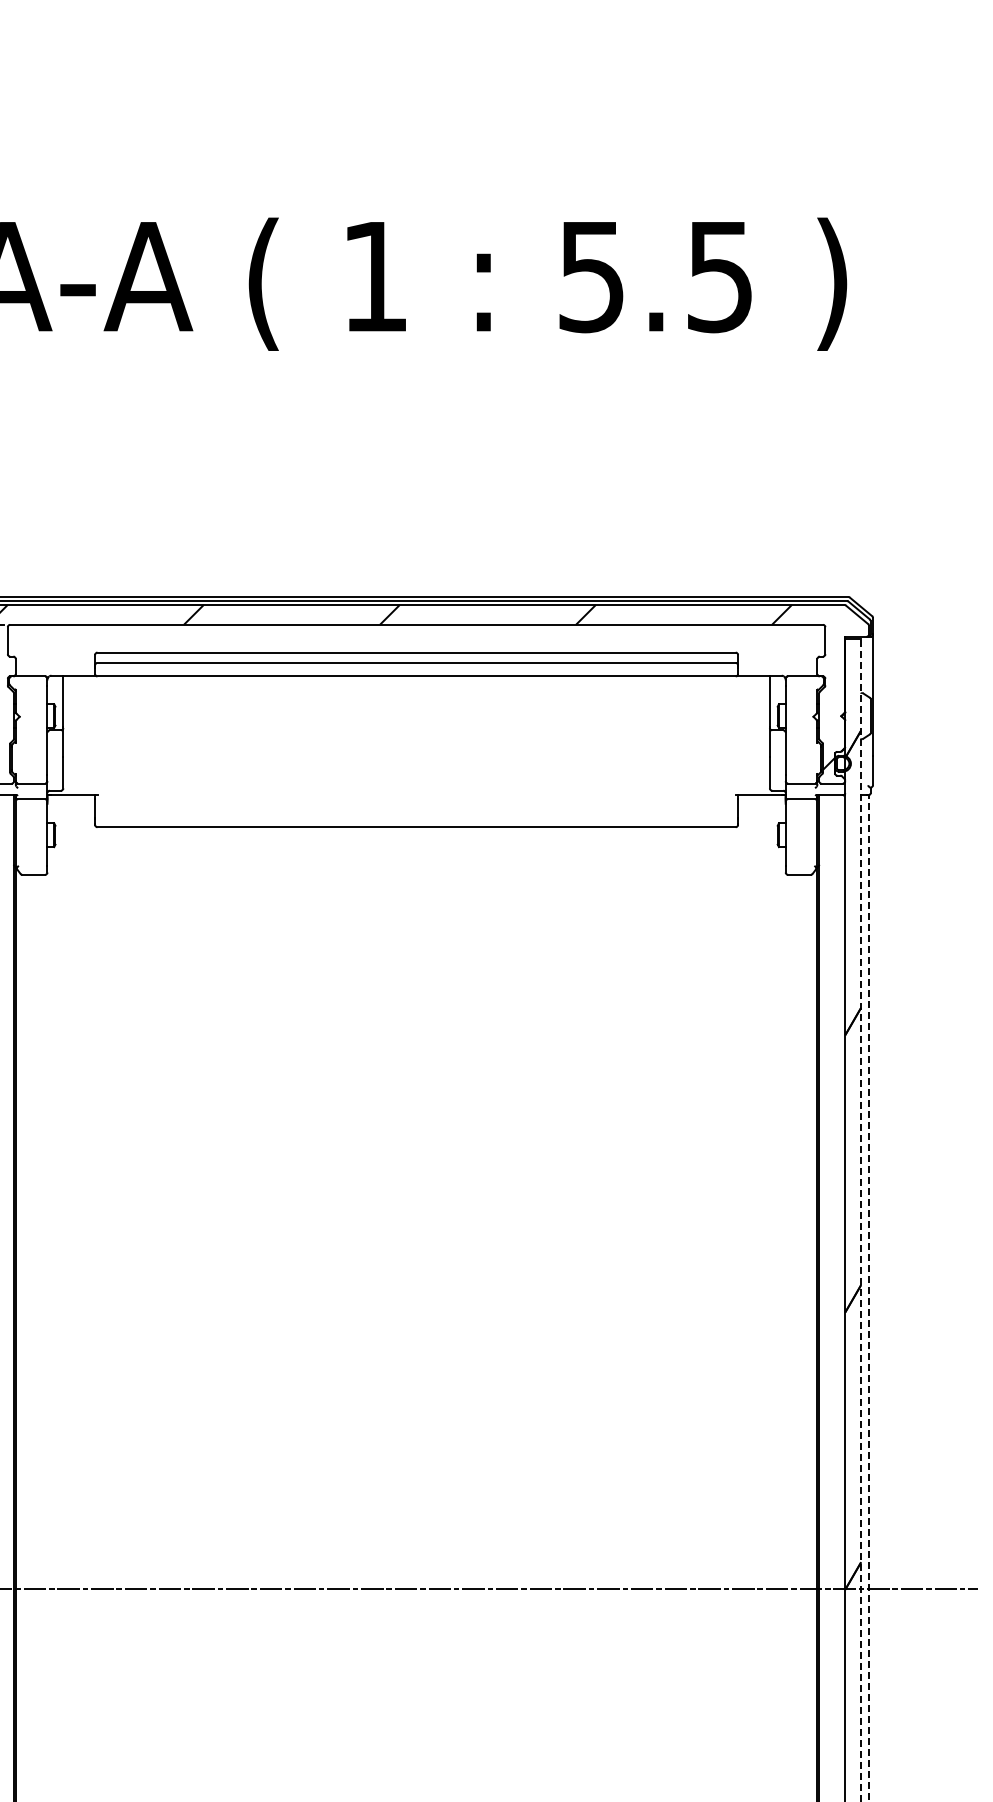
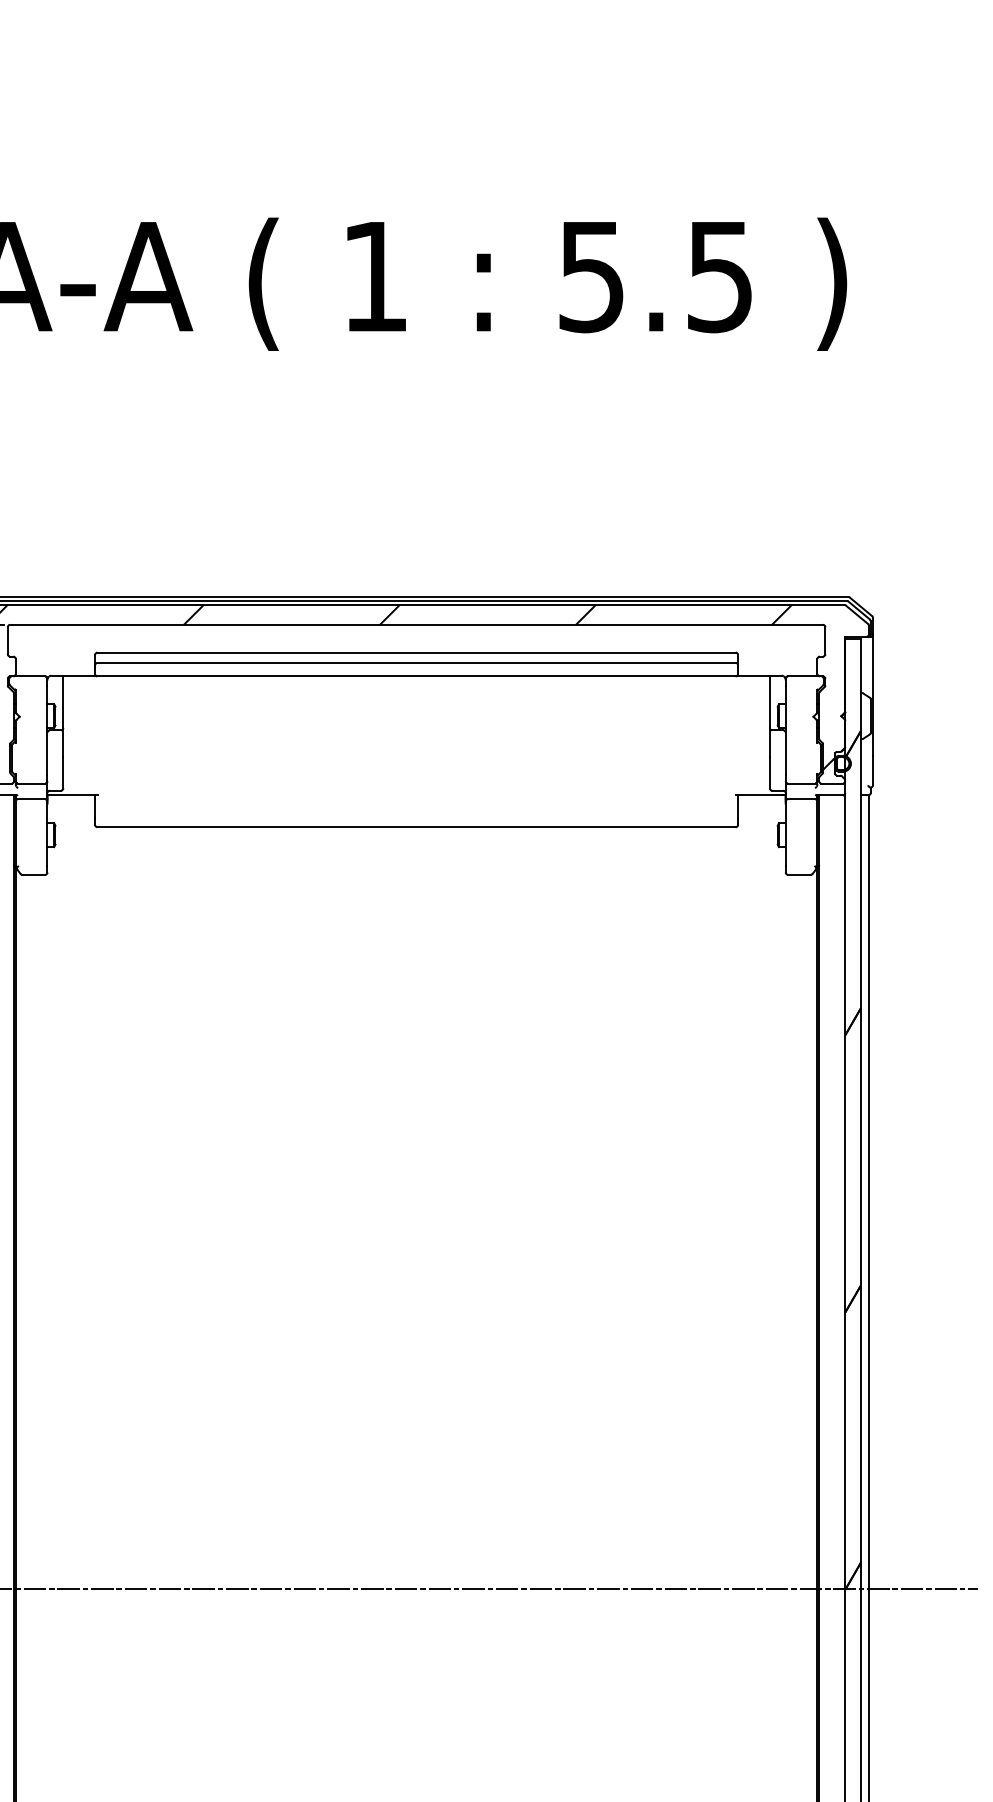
line: dashed -> solid (861, 1219)
line: dashed -> solid (869, 1298)
